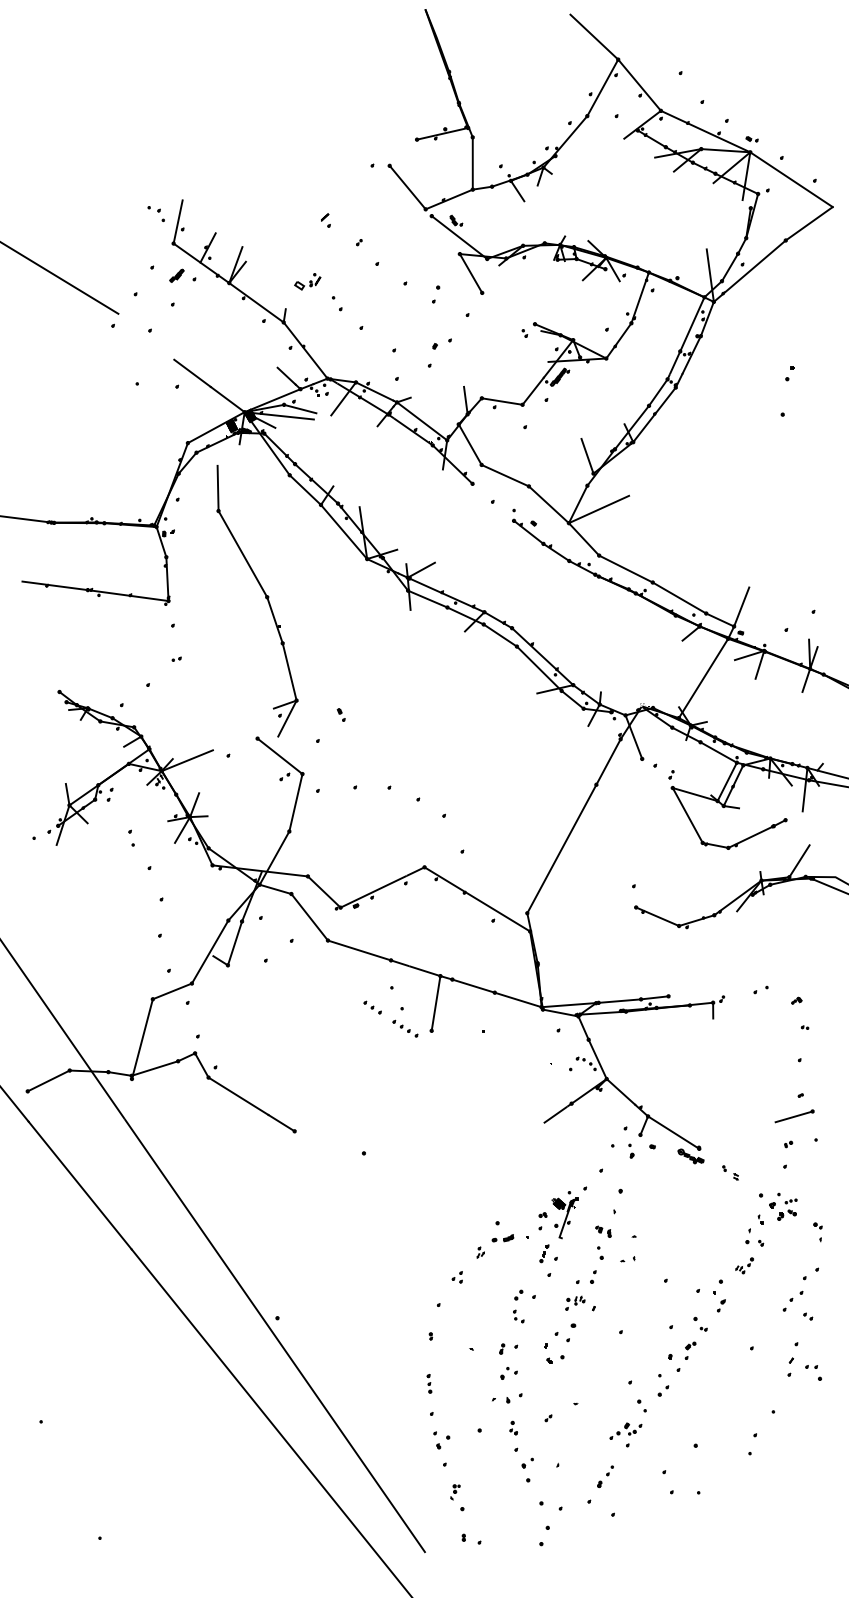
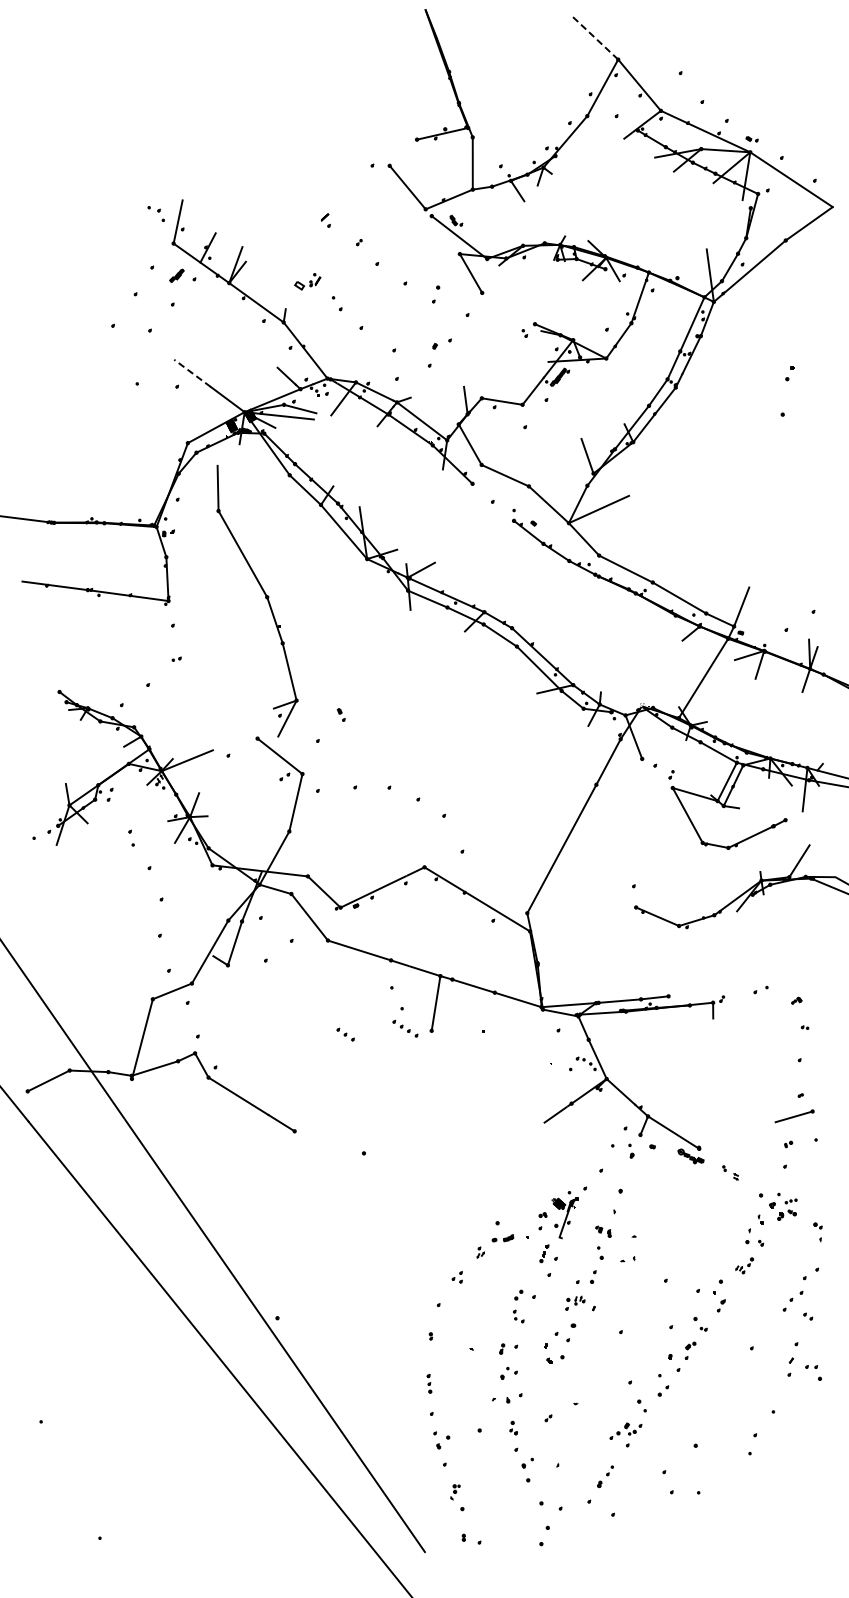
line: solid -> dashed (594, 37)
line: present -> none (60, 278)
line: solid -> dashed (192, 373)
part position: (372, 1007) -> (345, 1034) (345, 1034)
